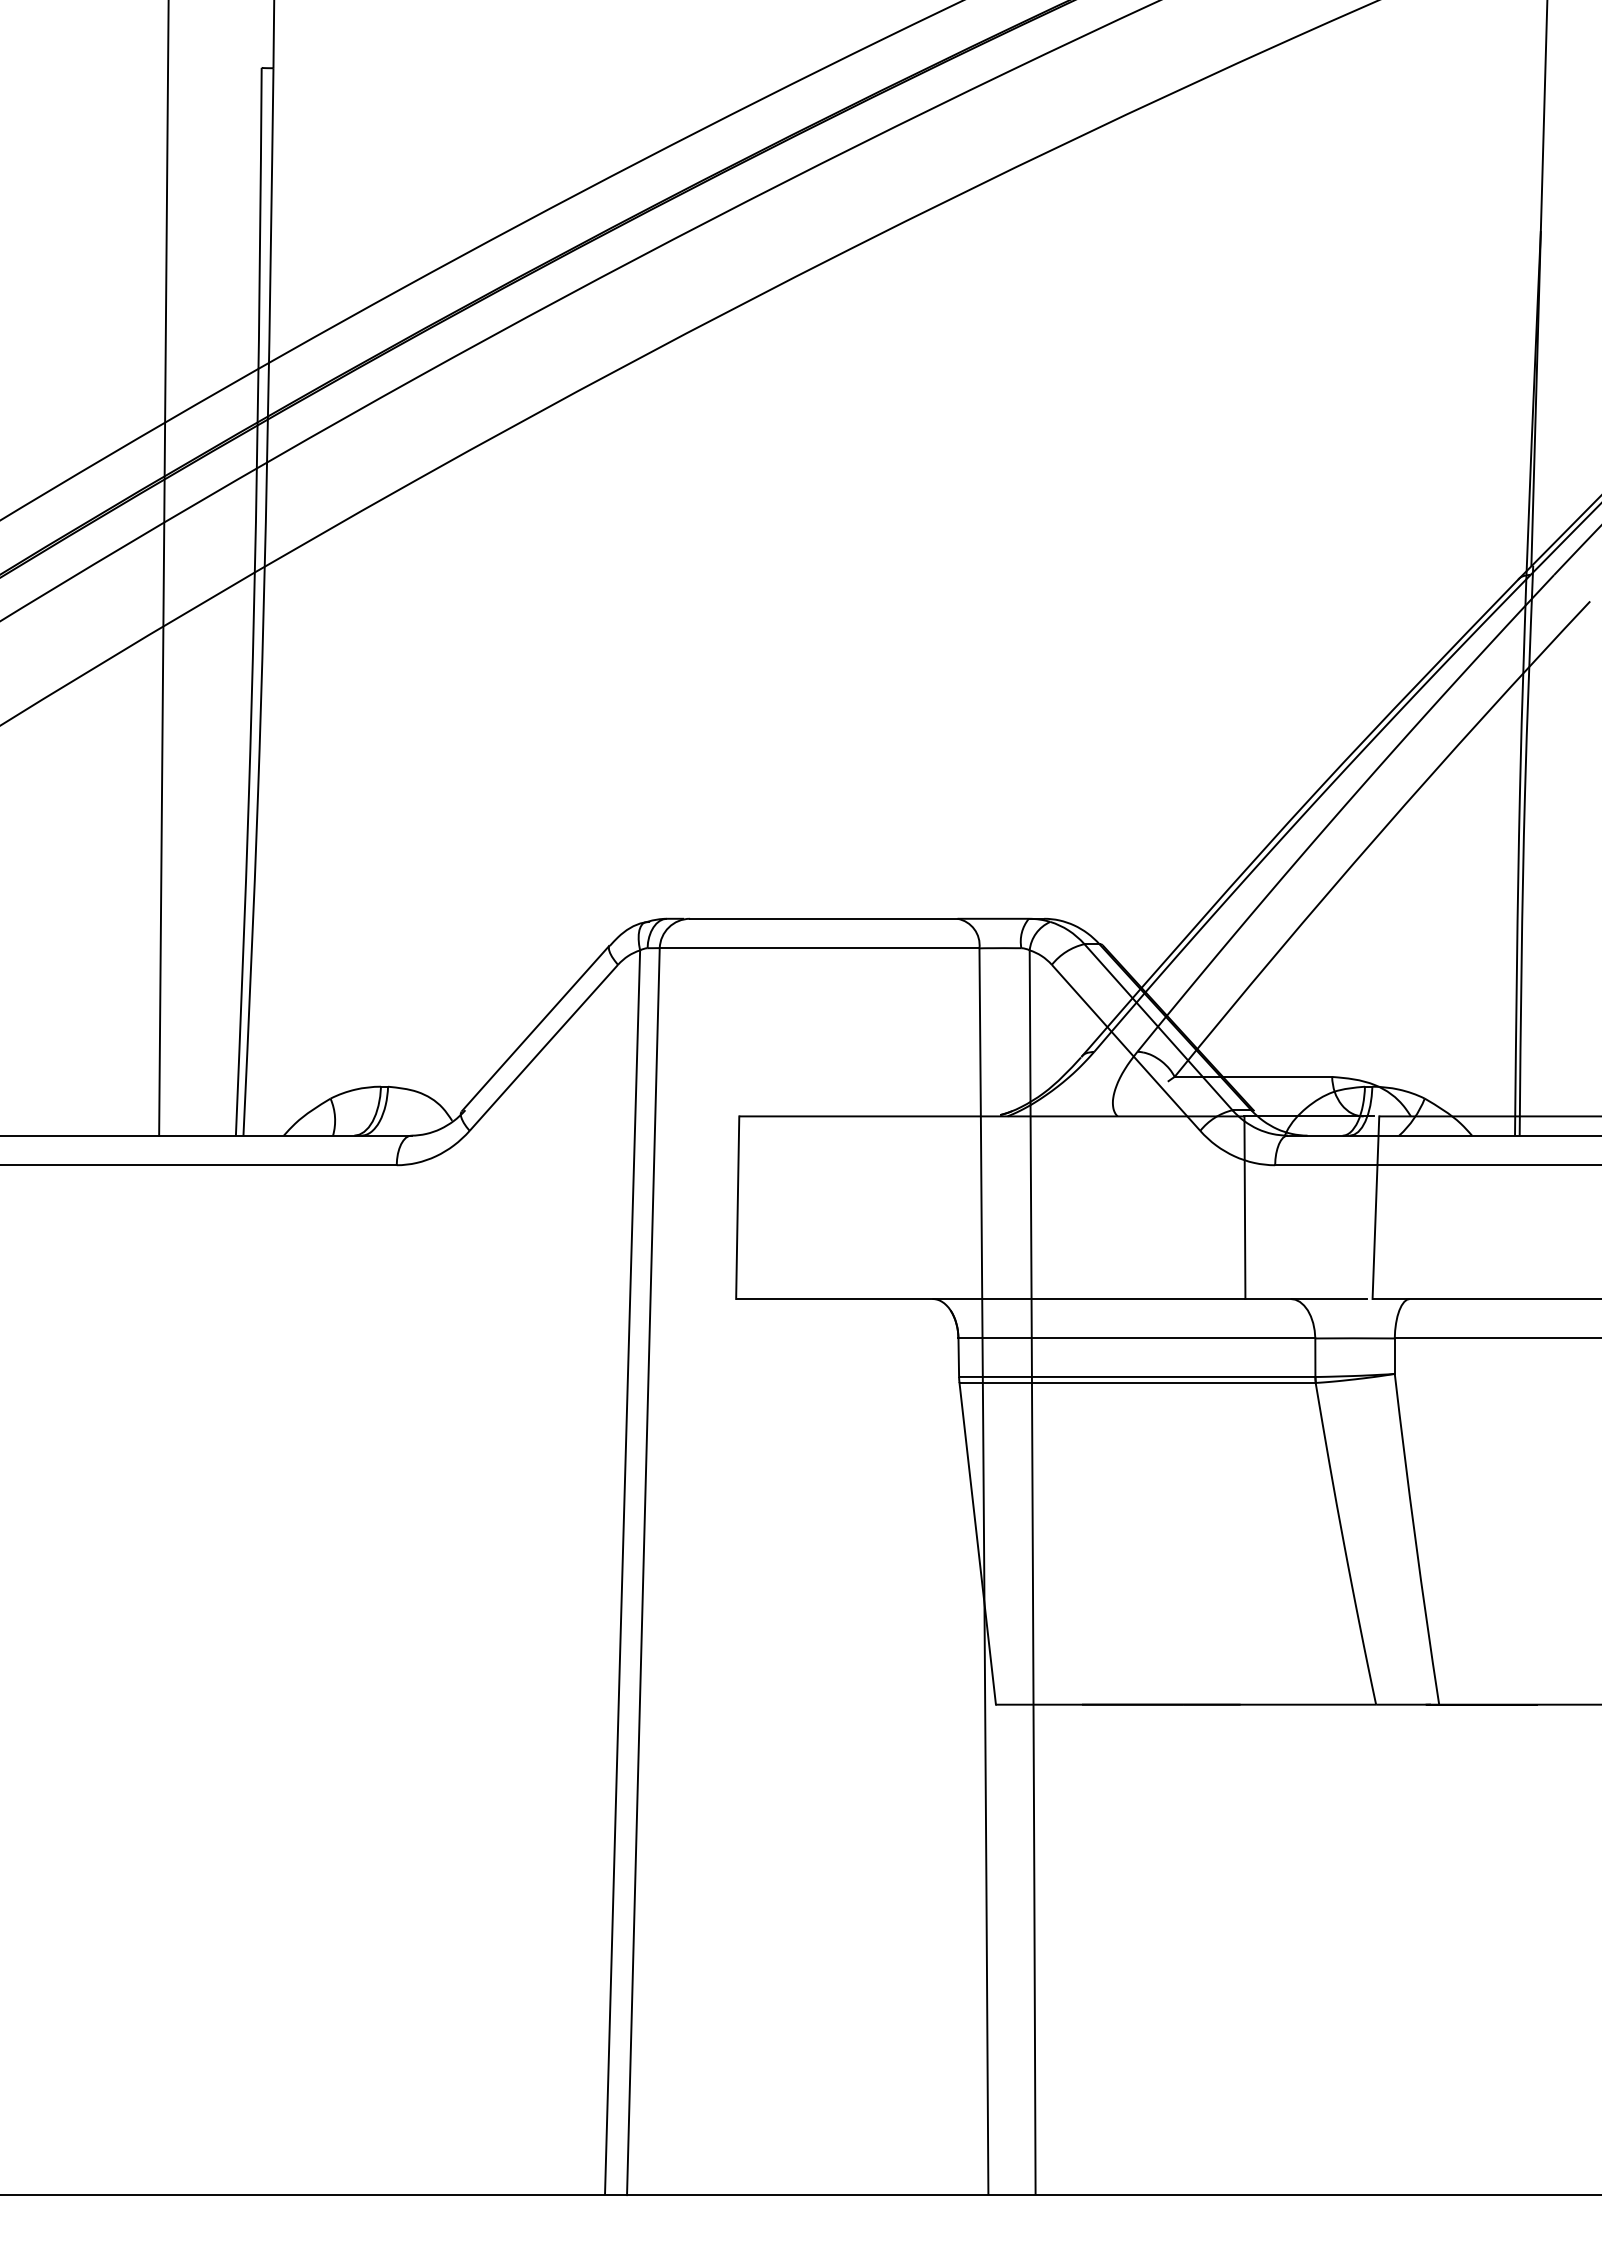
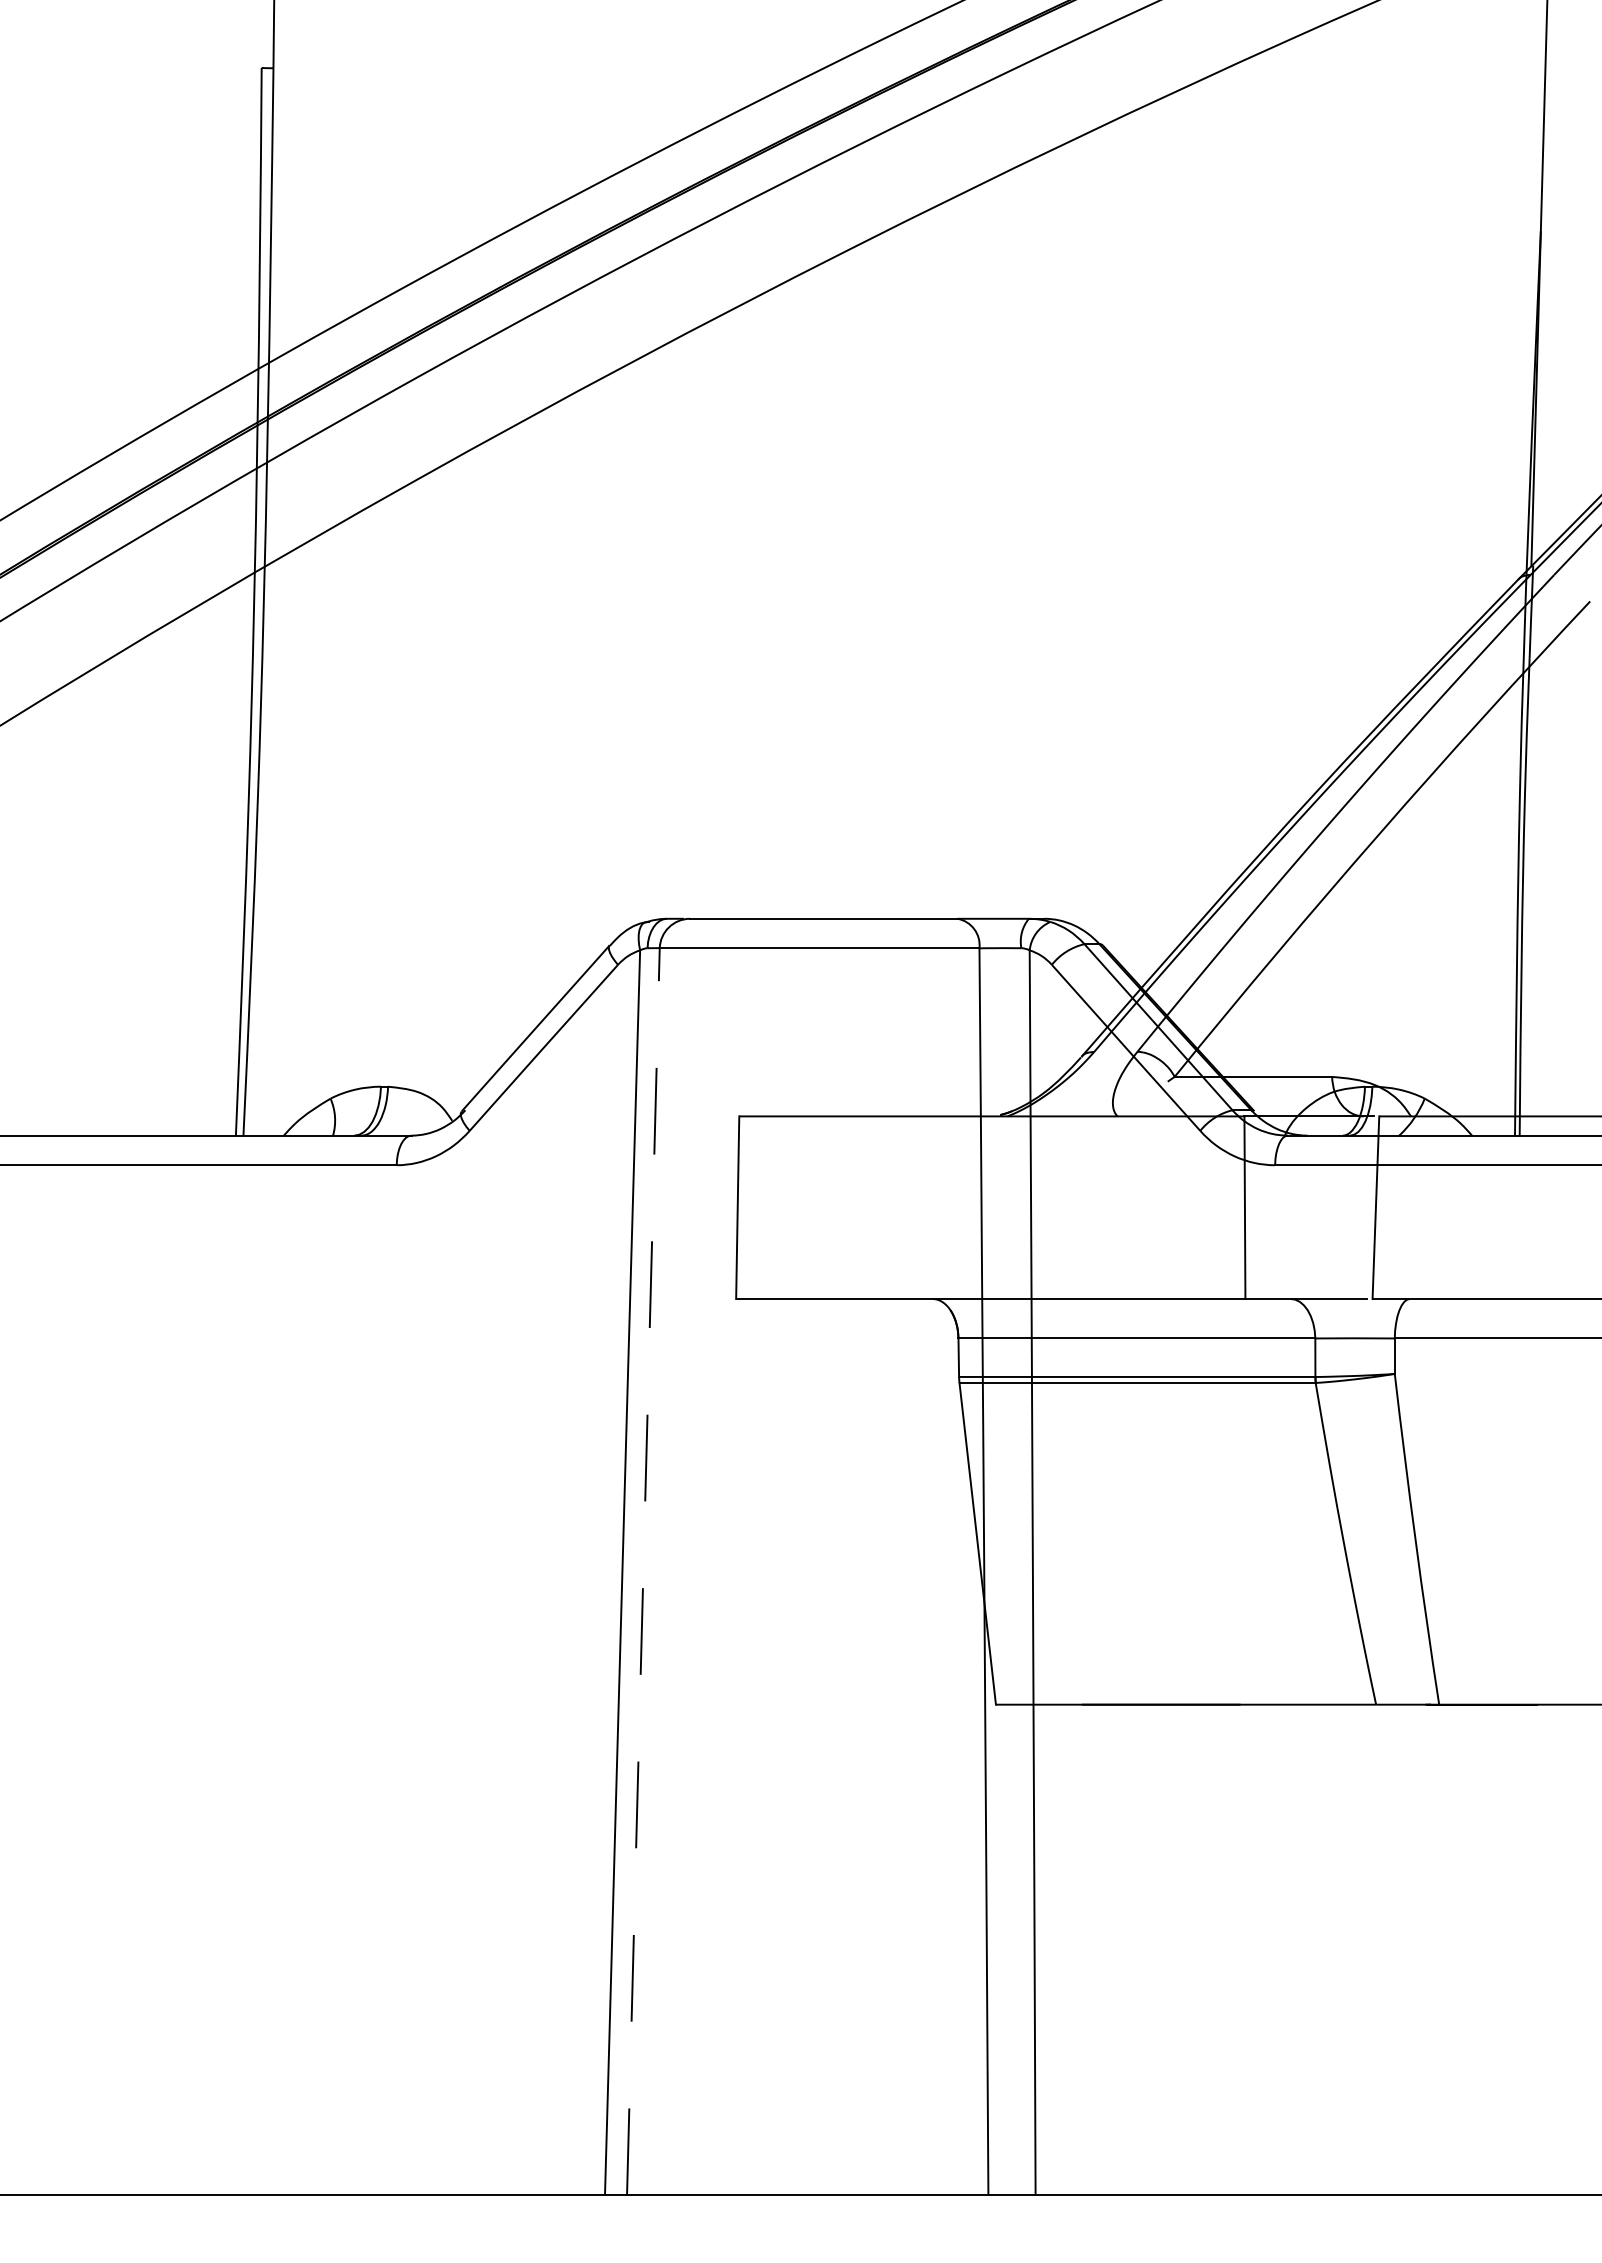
line: present -> none (163, 568)
line: solid -> dashed (643, 1571)
